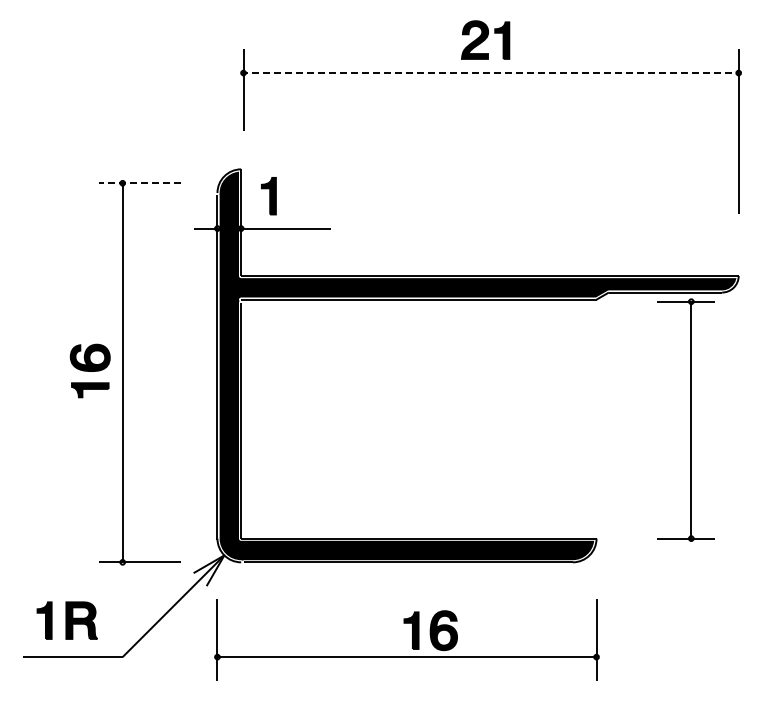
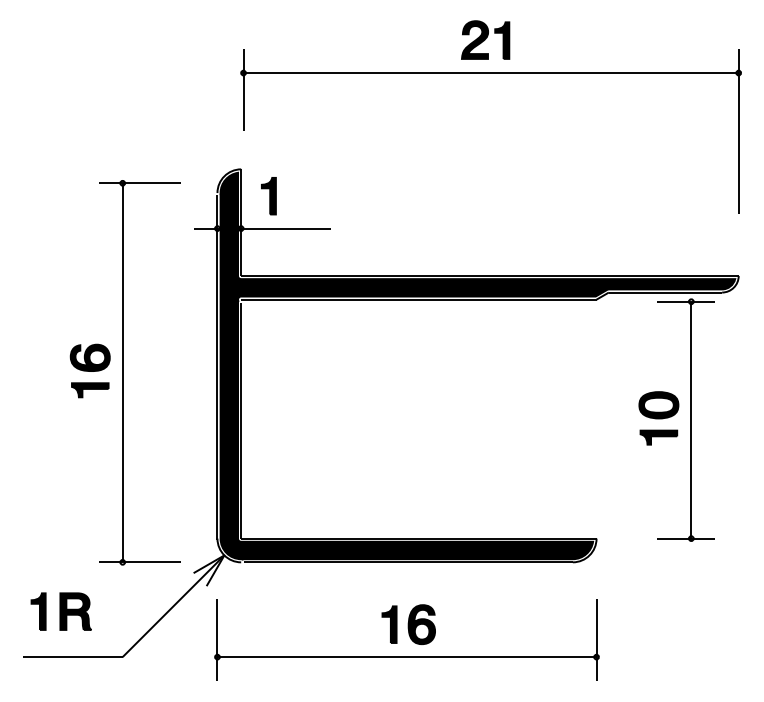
line: dashed -> solid (489, 73)
line: dashed -> solid (140, 183)
part: none -> present (658, 418)
part position: (66, 620) -> (60, 611) (60, 611)
part position: (430, 630) -> (408, 624) (408, 624)
